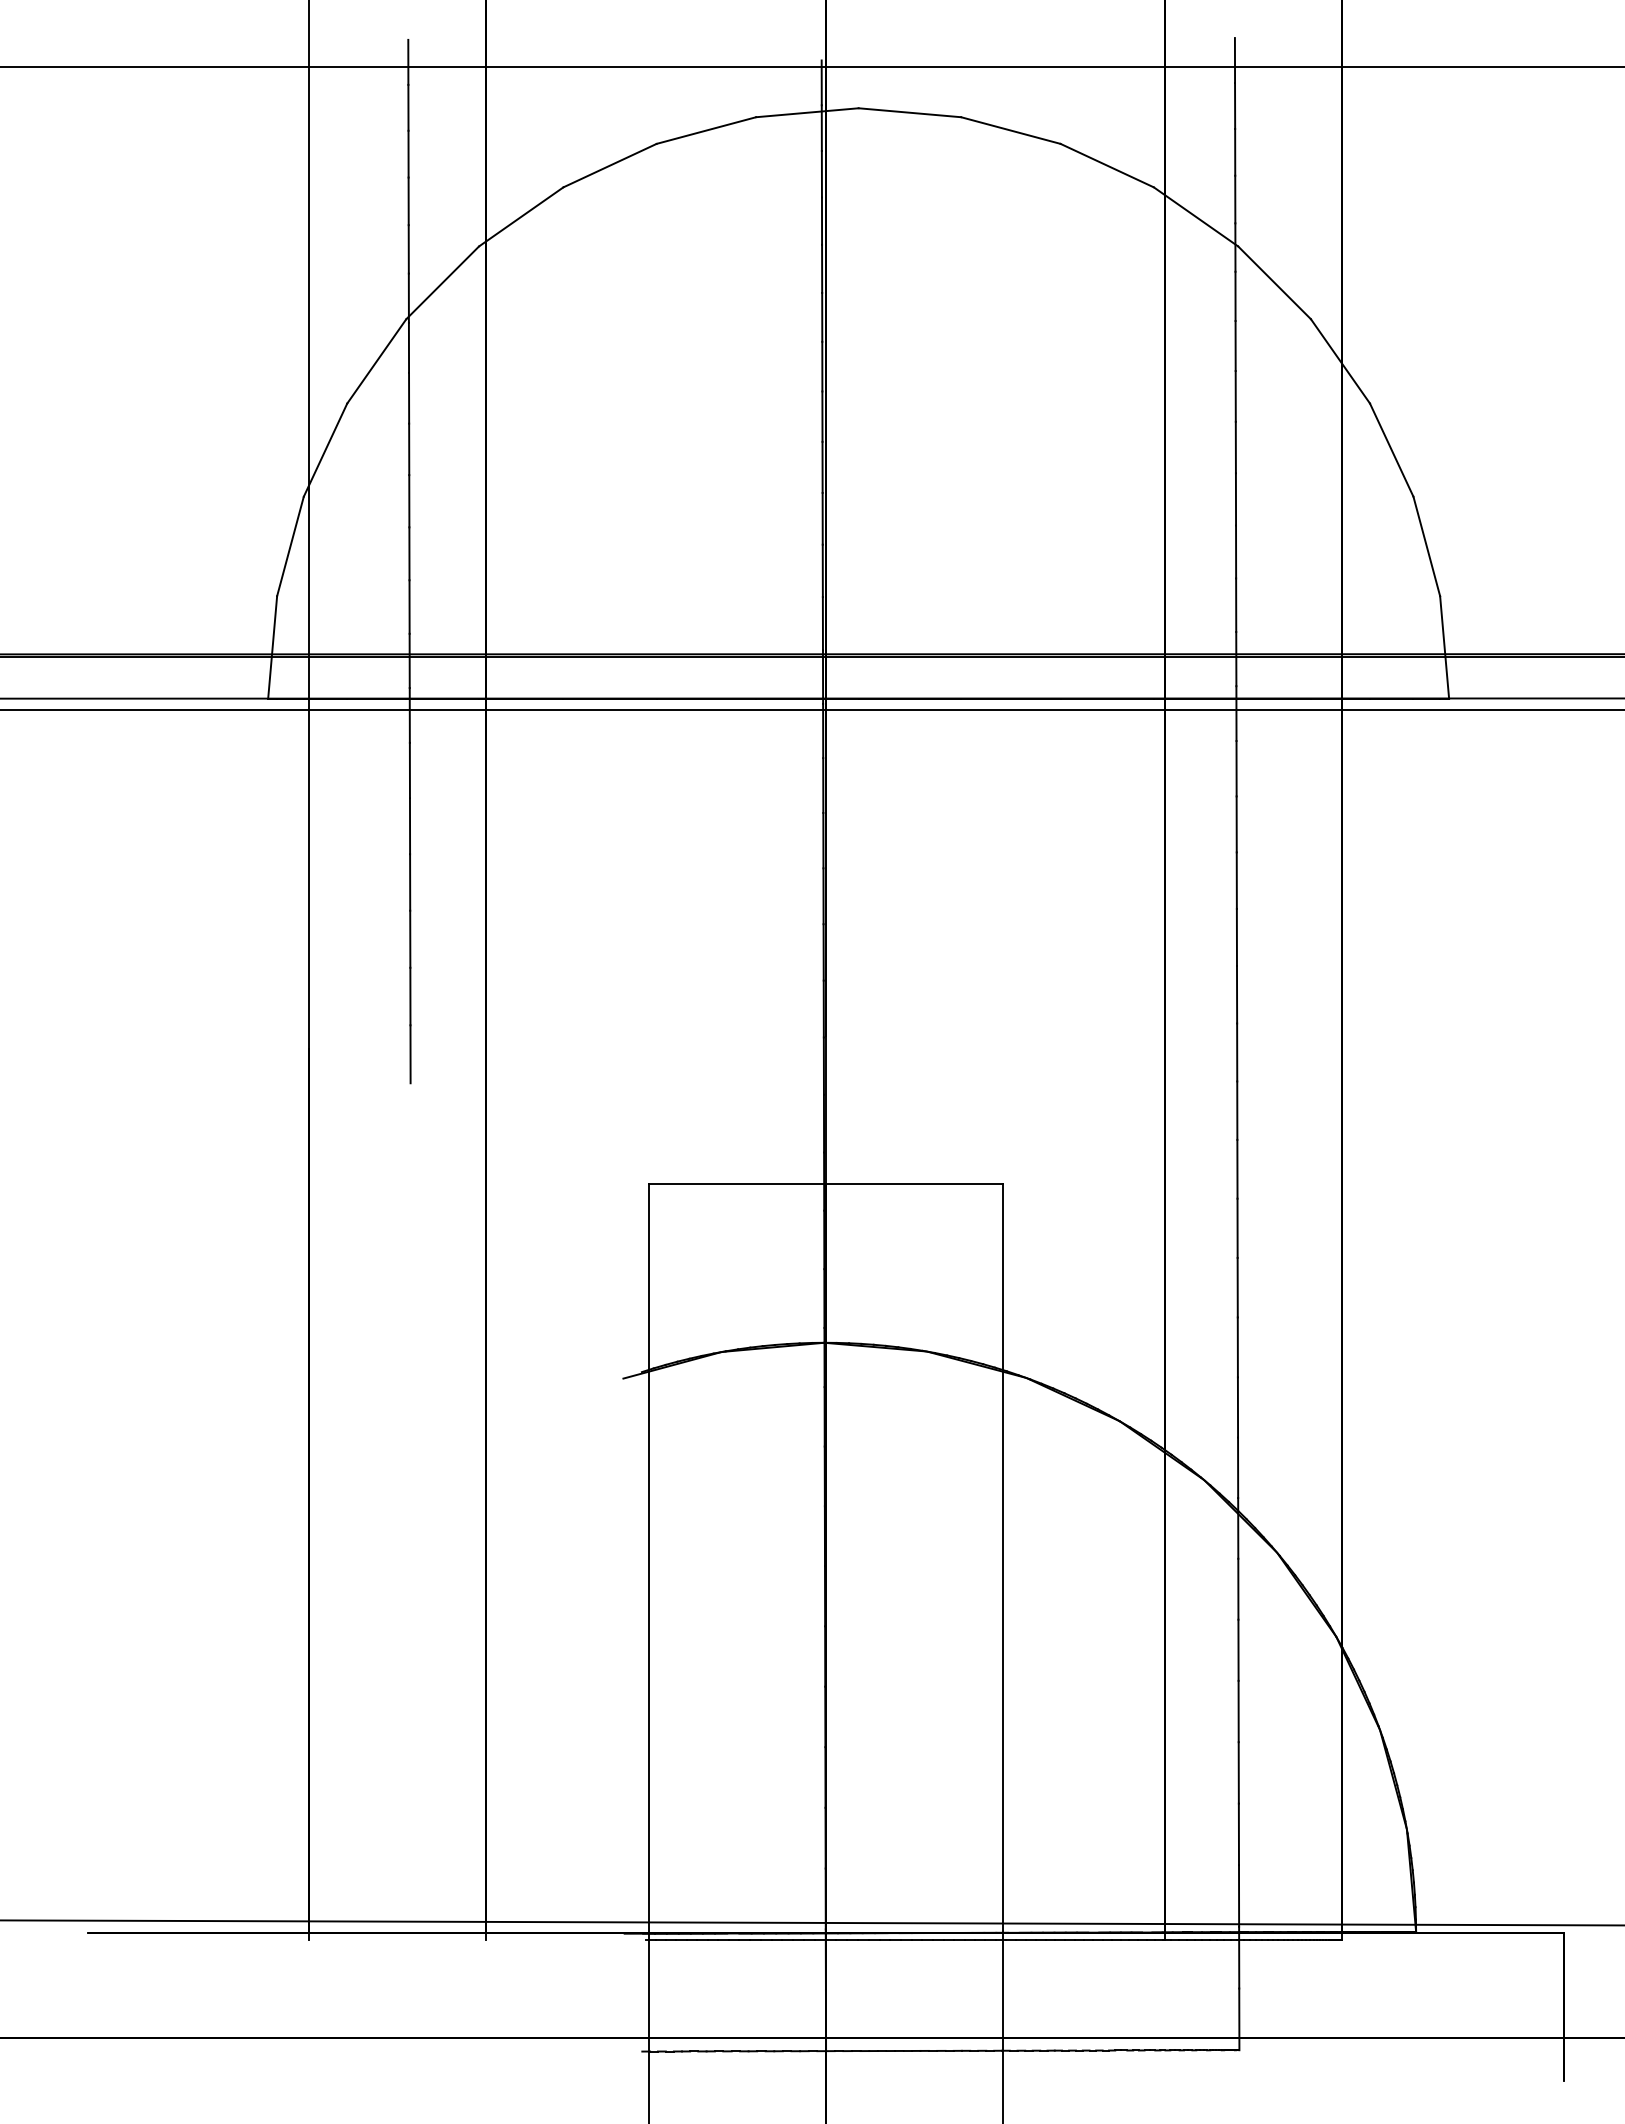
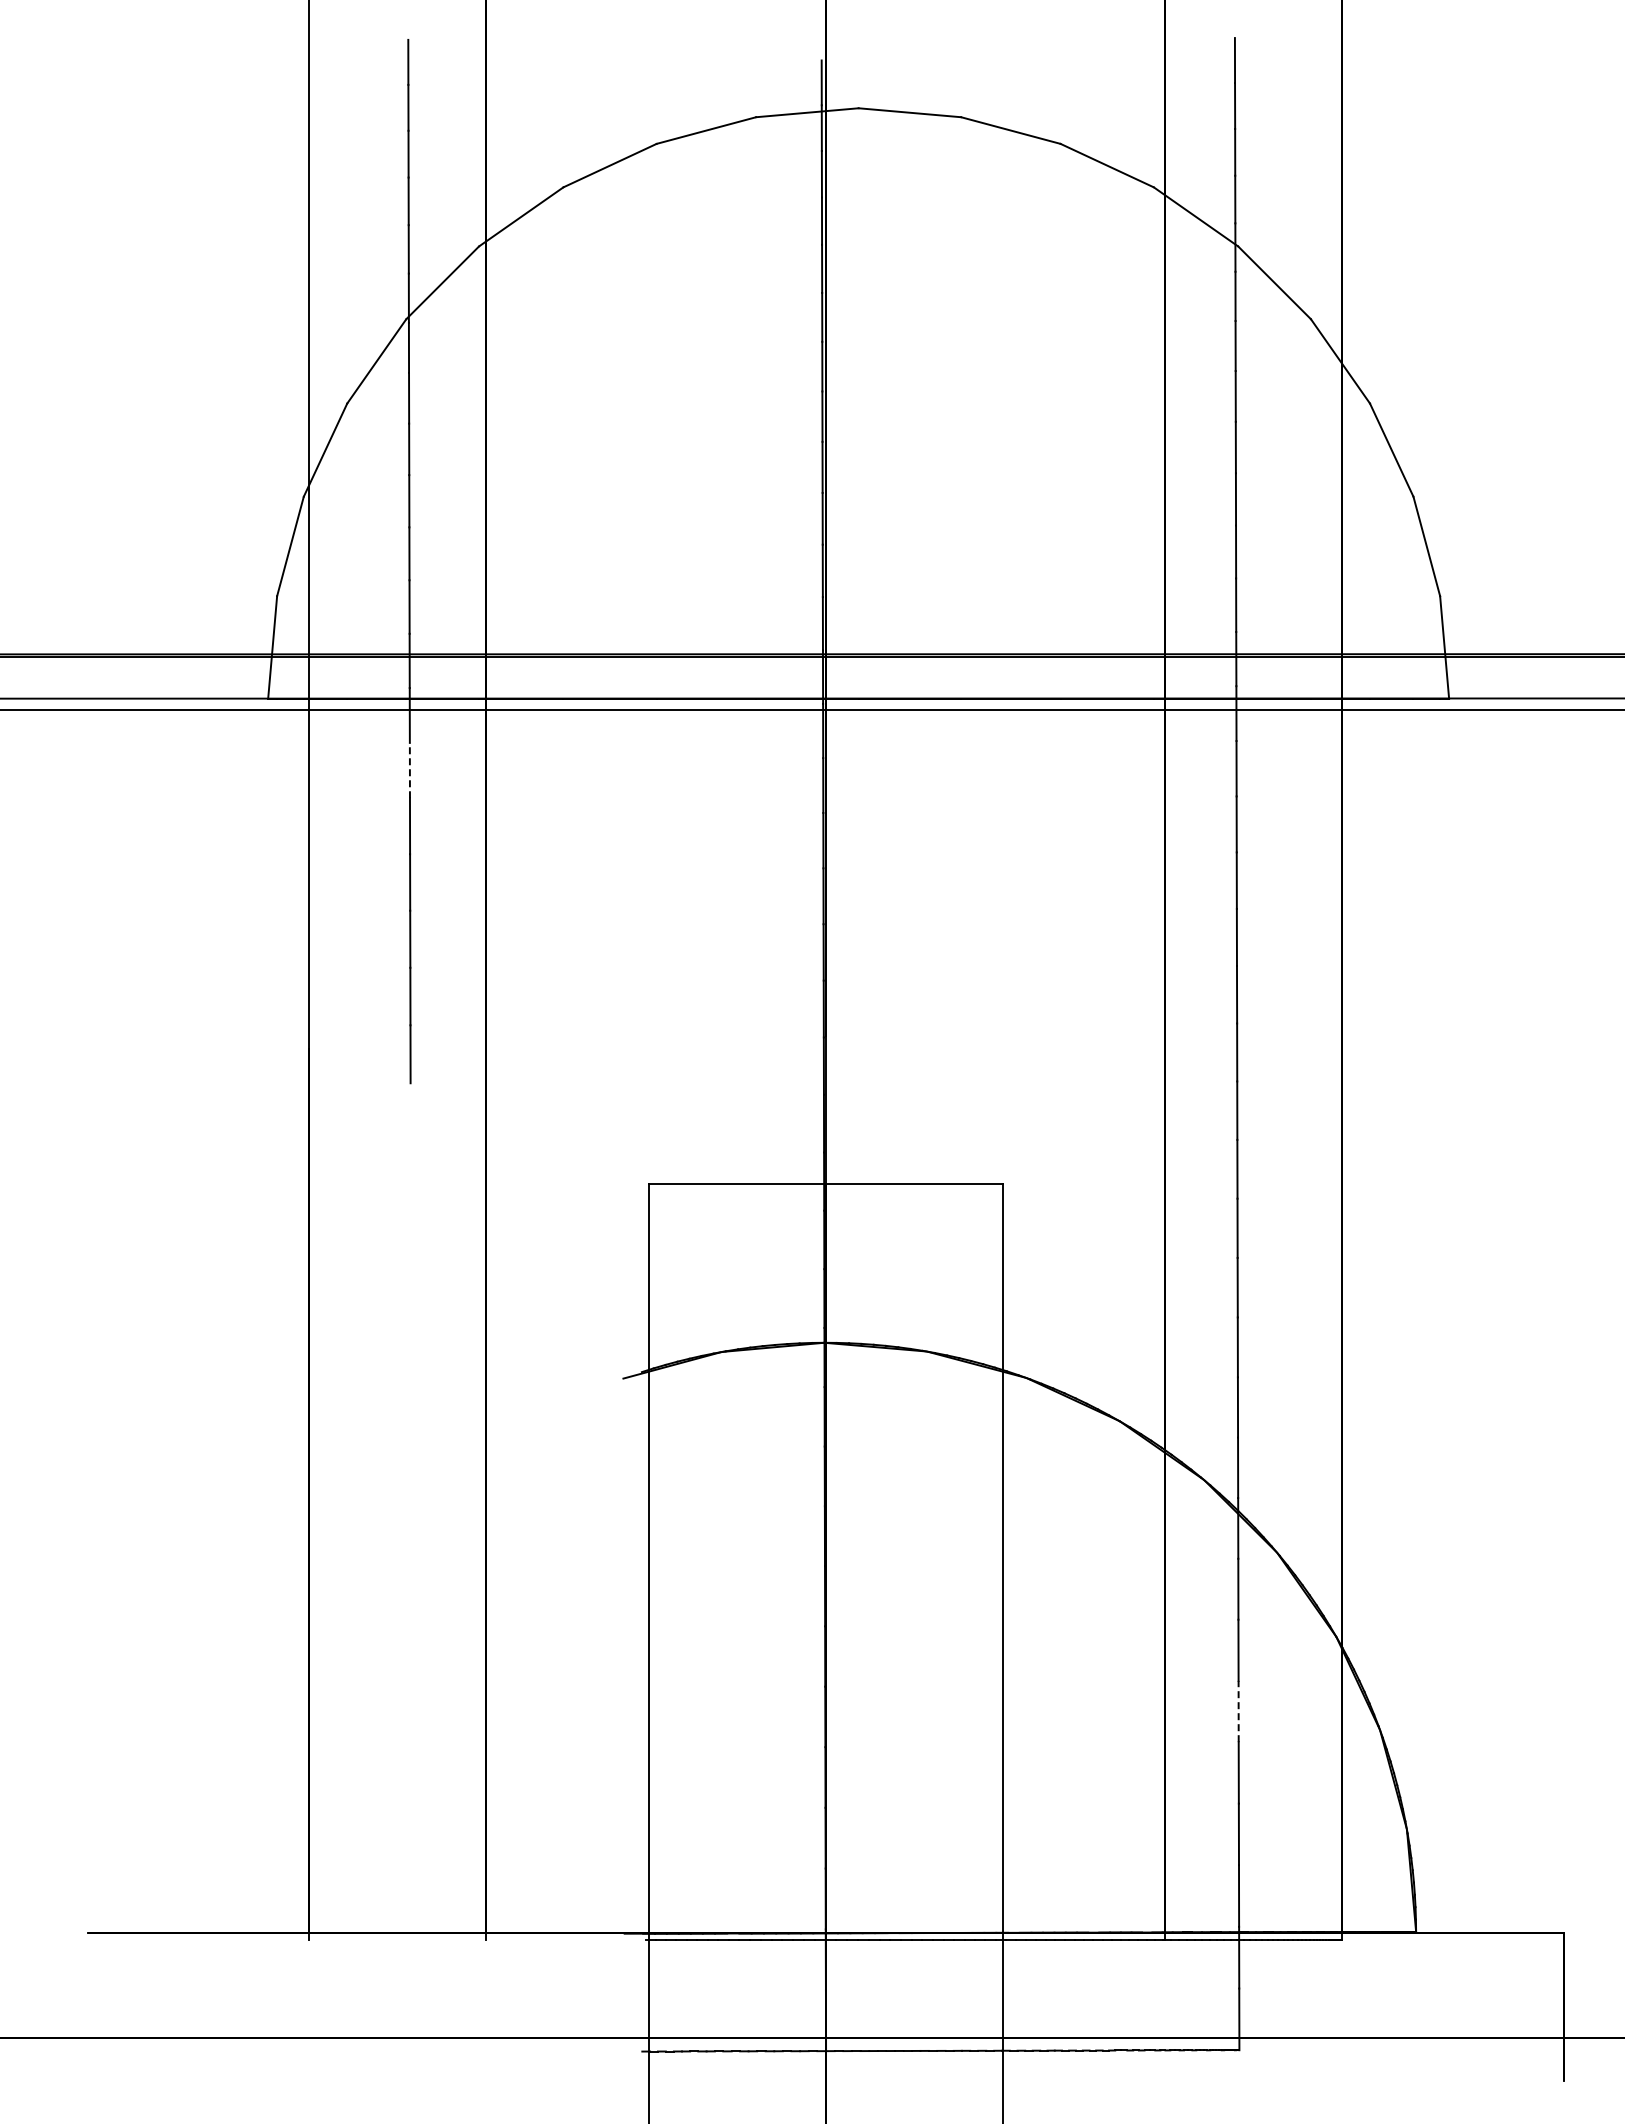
line: present -> none (811, 66)
line: solid -> dashed (409, 770)
line: solid -> dashed (1238, 1711)
line: present -> none (811, 1922)
